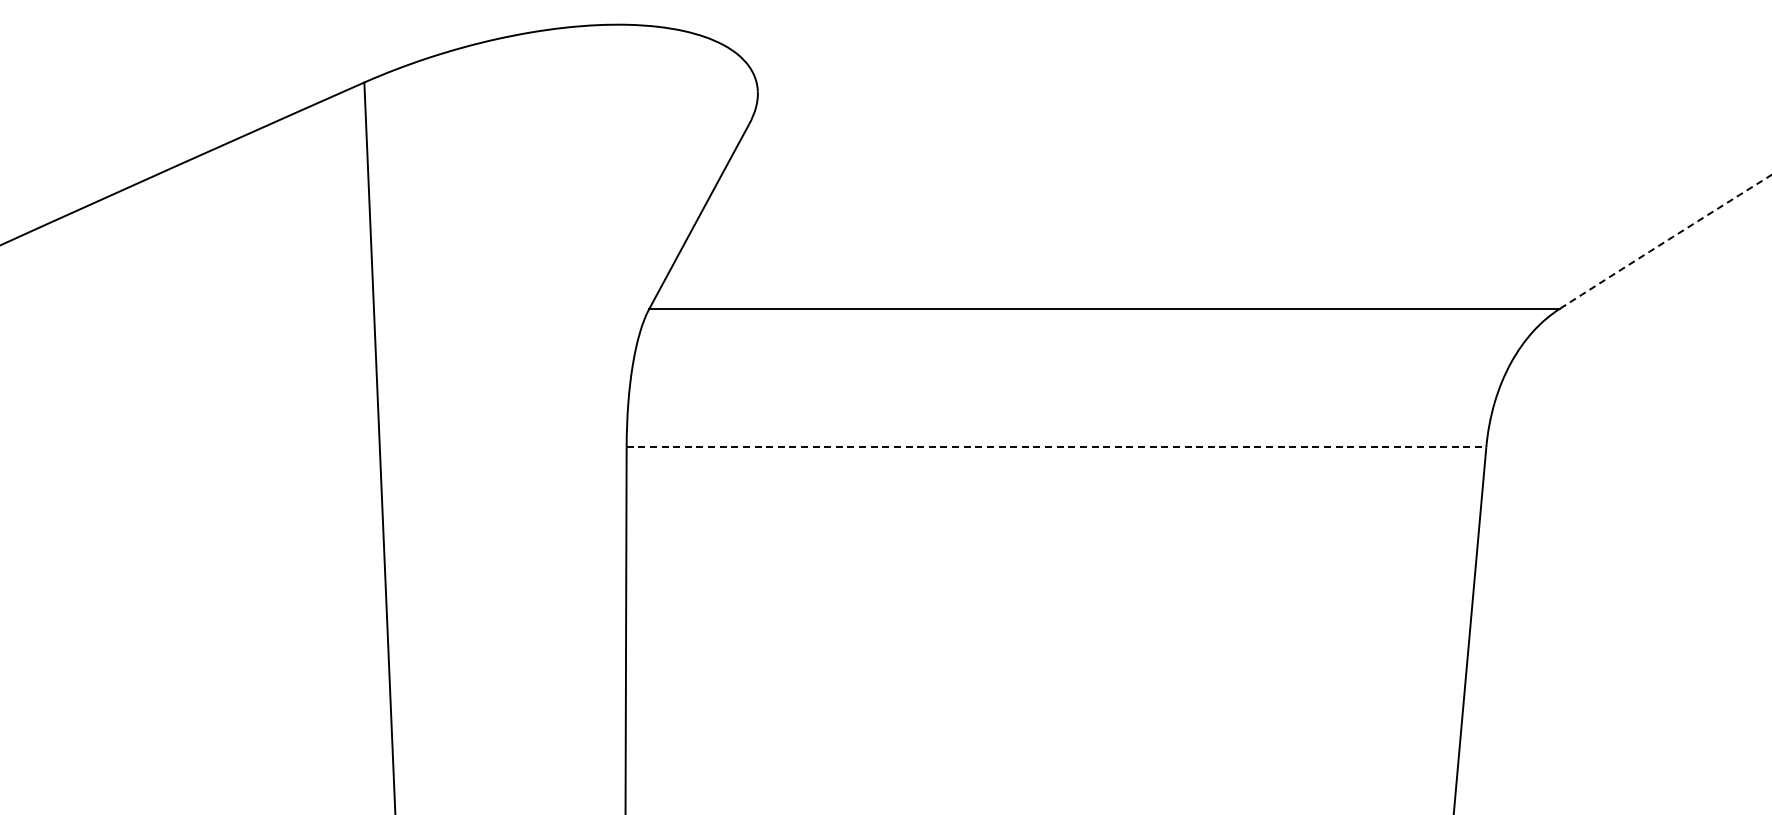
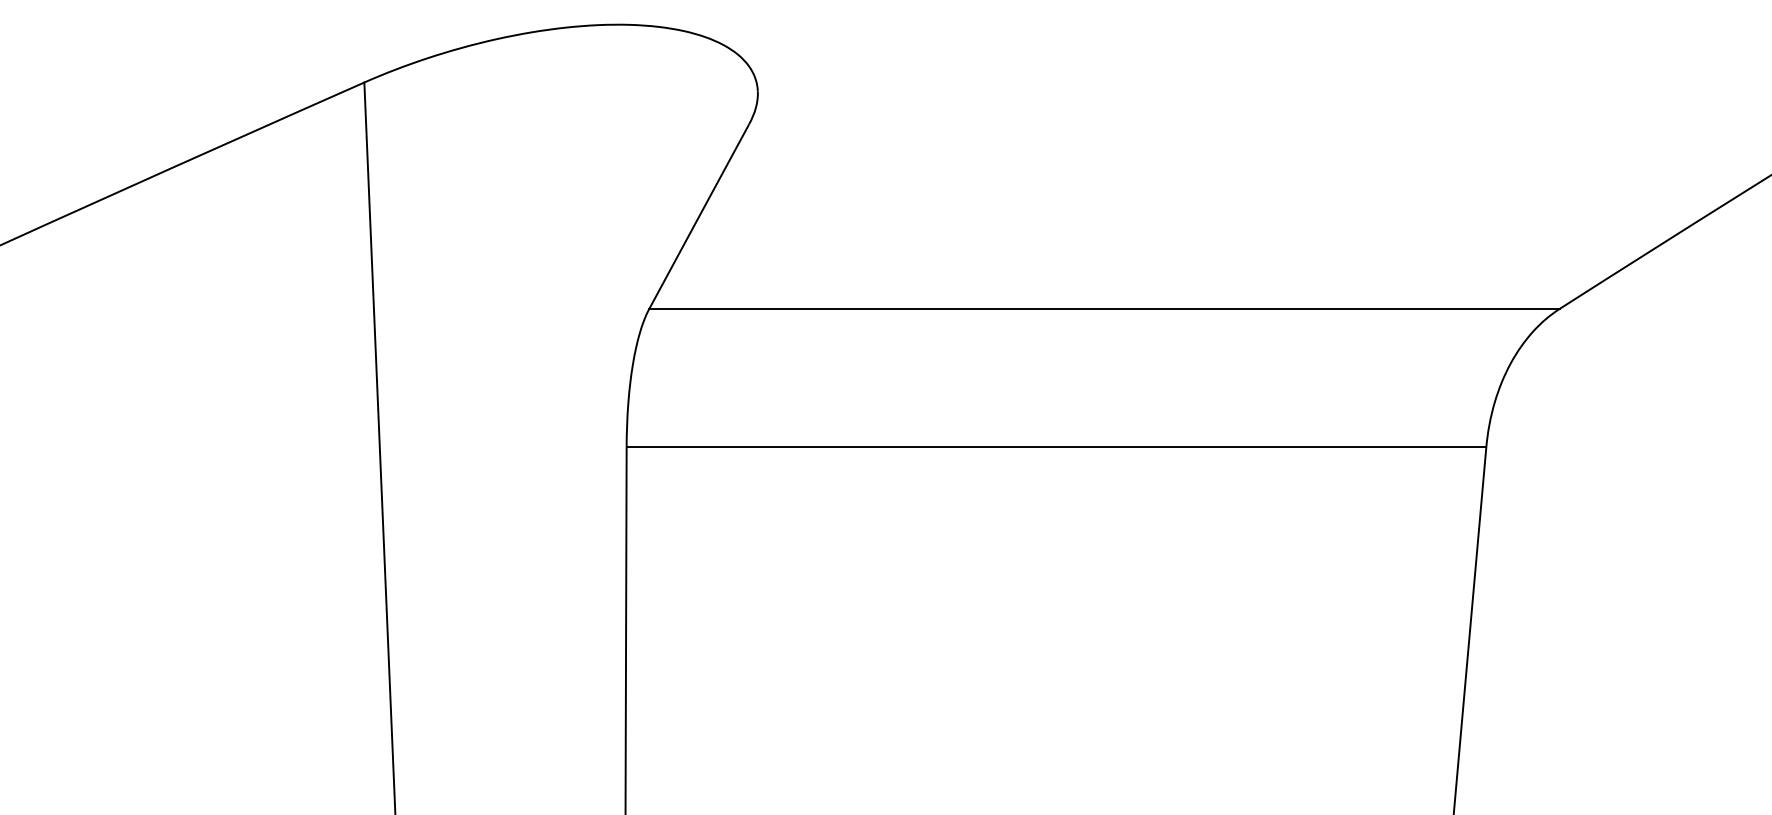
arc: dashed -> solid (1665, 241)
line: dashed -> solid (1056, 447)
